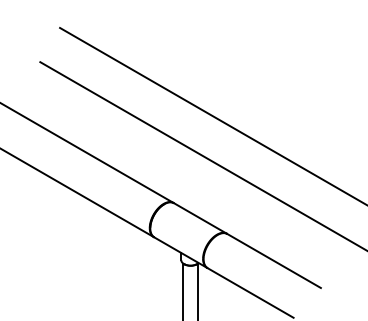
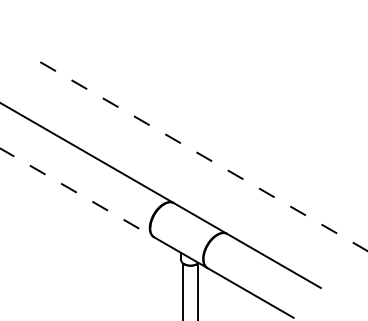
line: present -> none (212, 115)
line: solid -> dashed (204, 156)
line: solid -> dashed (77, 192)
